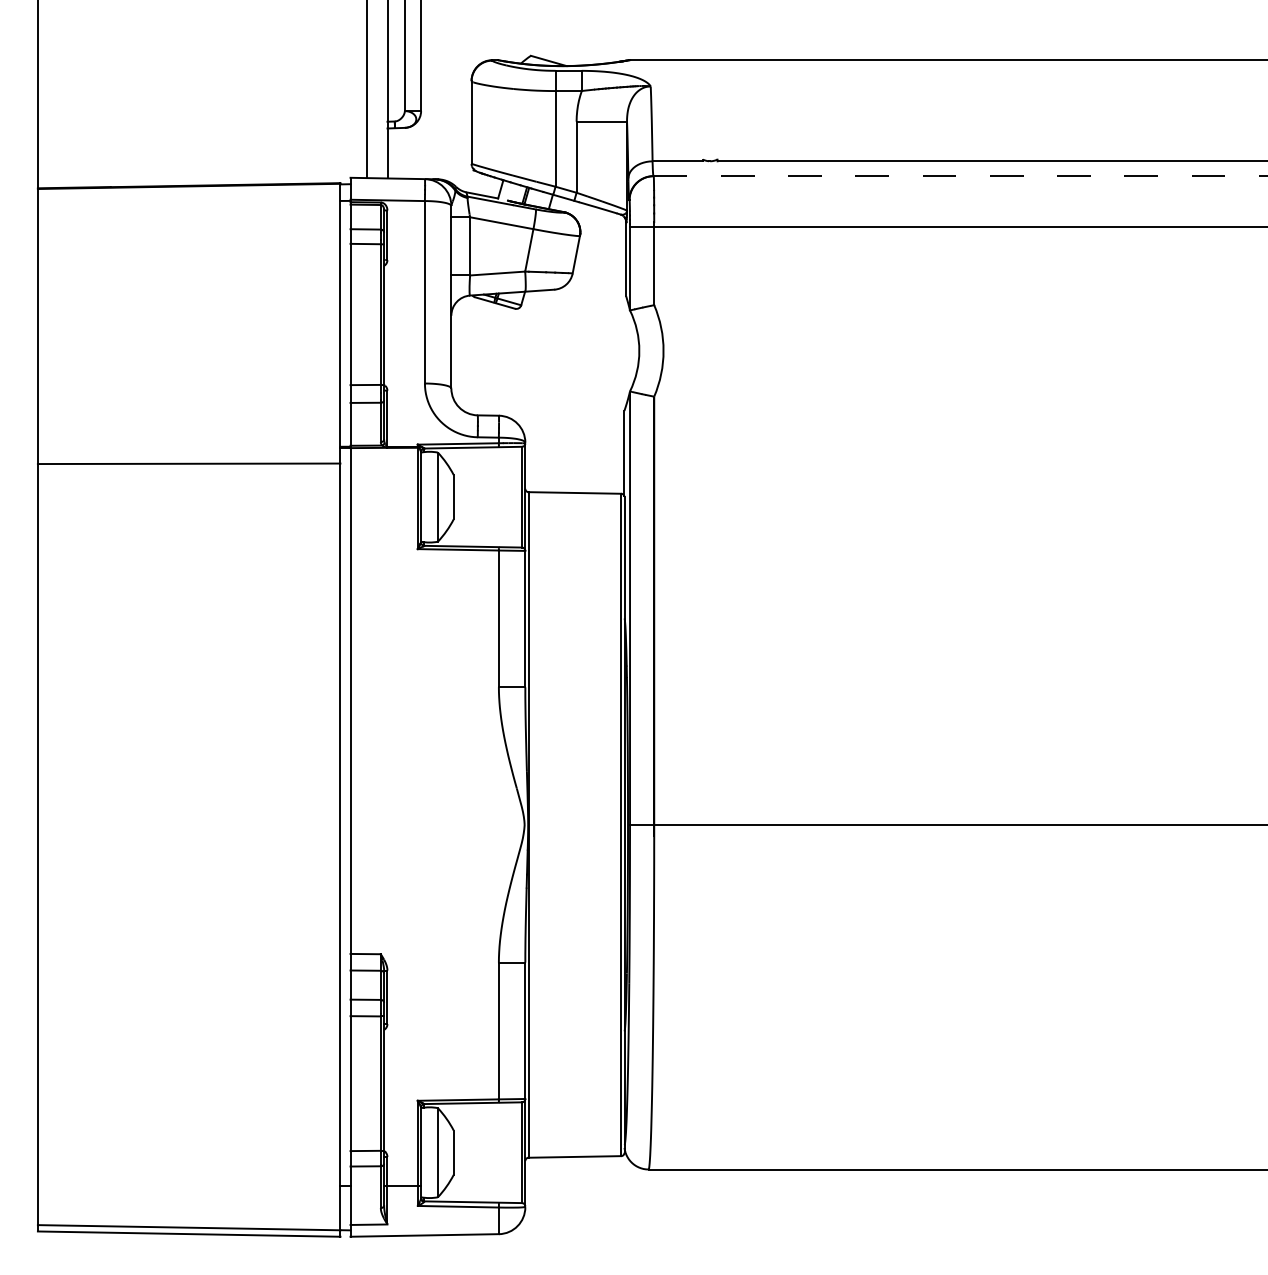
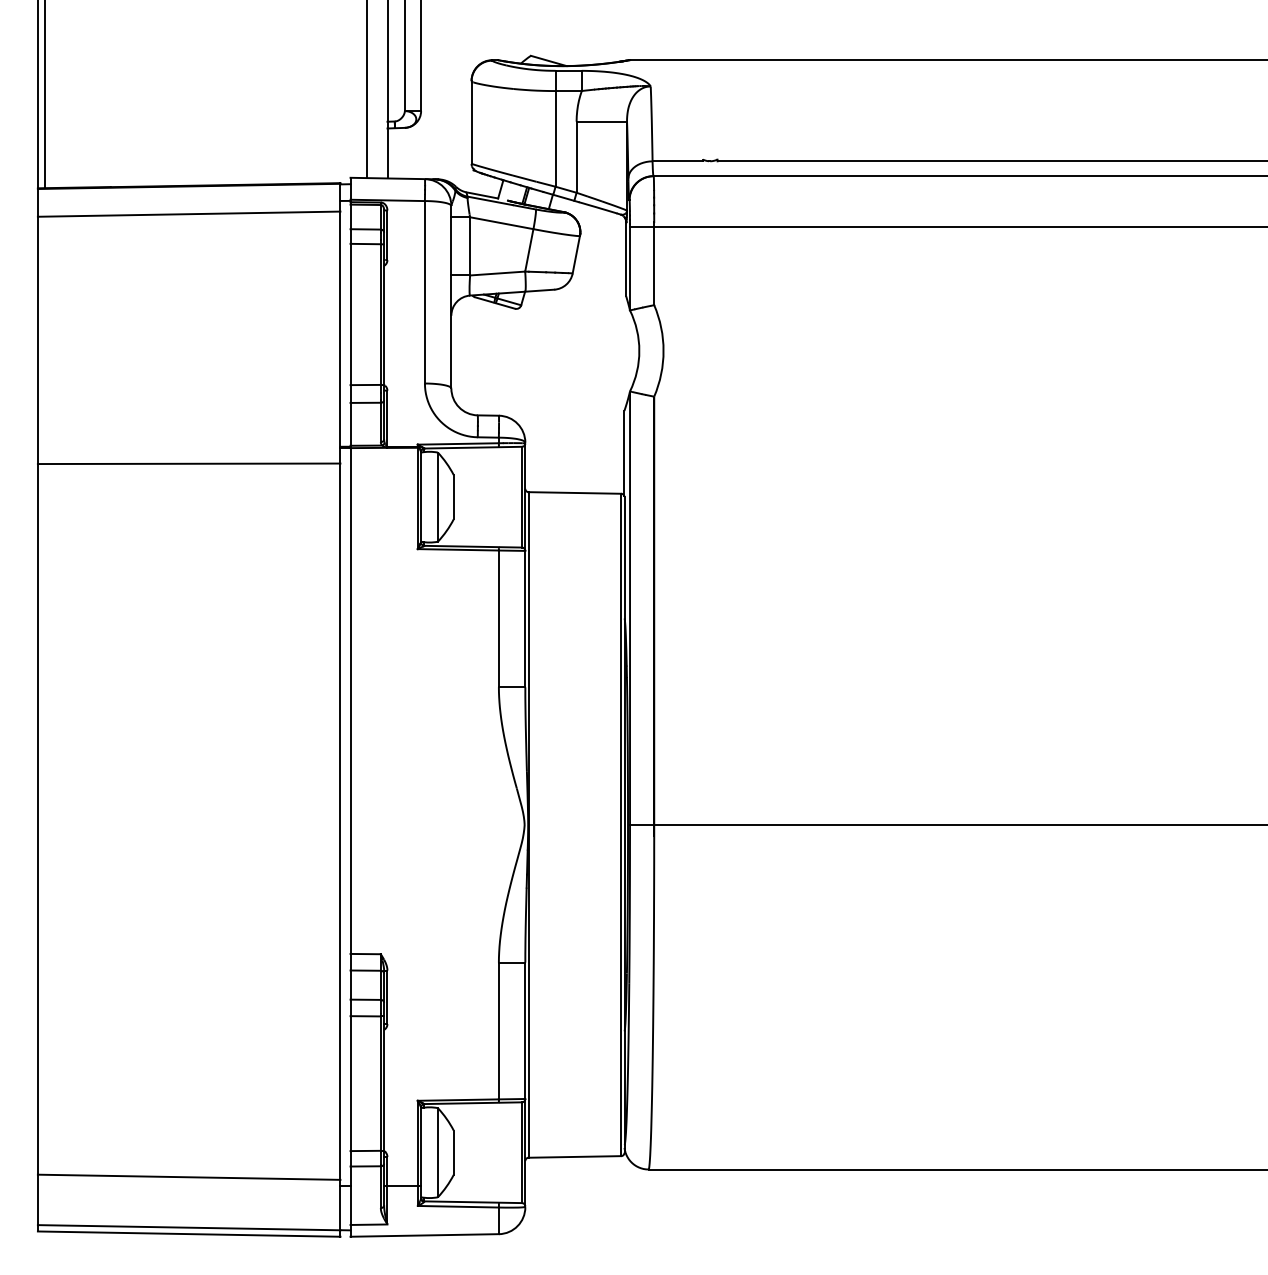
line: none -> present (44, 95)
line: dashed -> solid (960, 176)
line: none -> present (188, 213)
line: none -> present (188, 1176)
